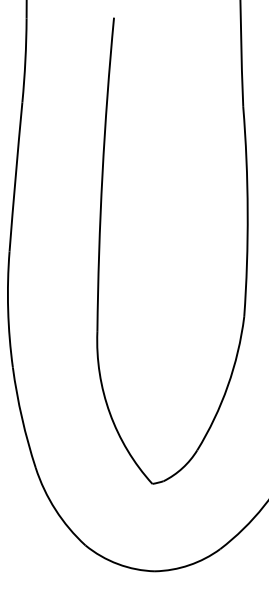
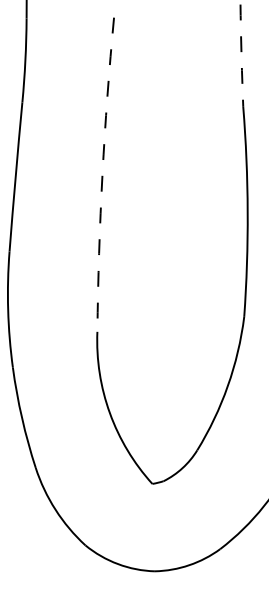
arc: solid -> dashed (241, 53)
arc: solid -> dashed (102, 174)
